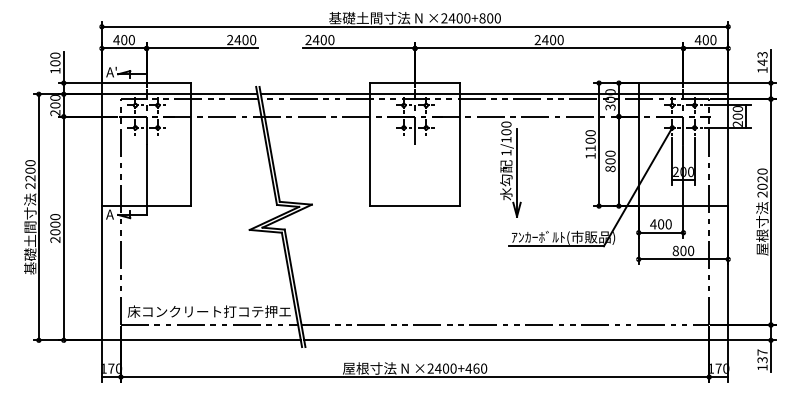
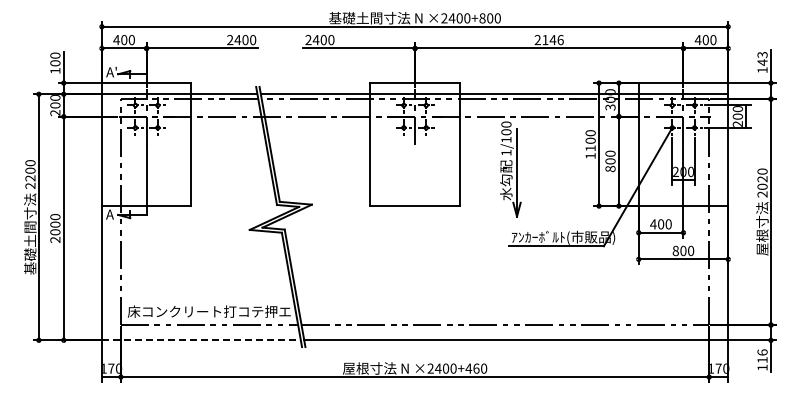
text: 2400 -> 2146 (552, 40)
line: solid -> dashed (201, 340)
text: 137 -> 116 (762, 356)
